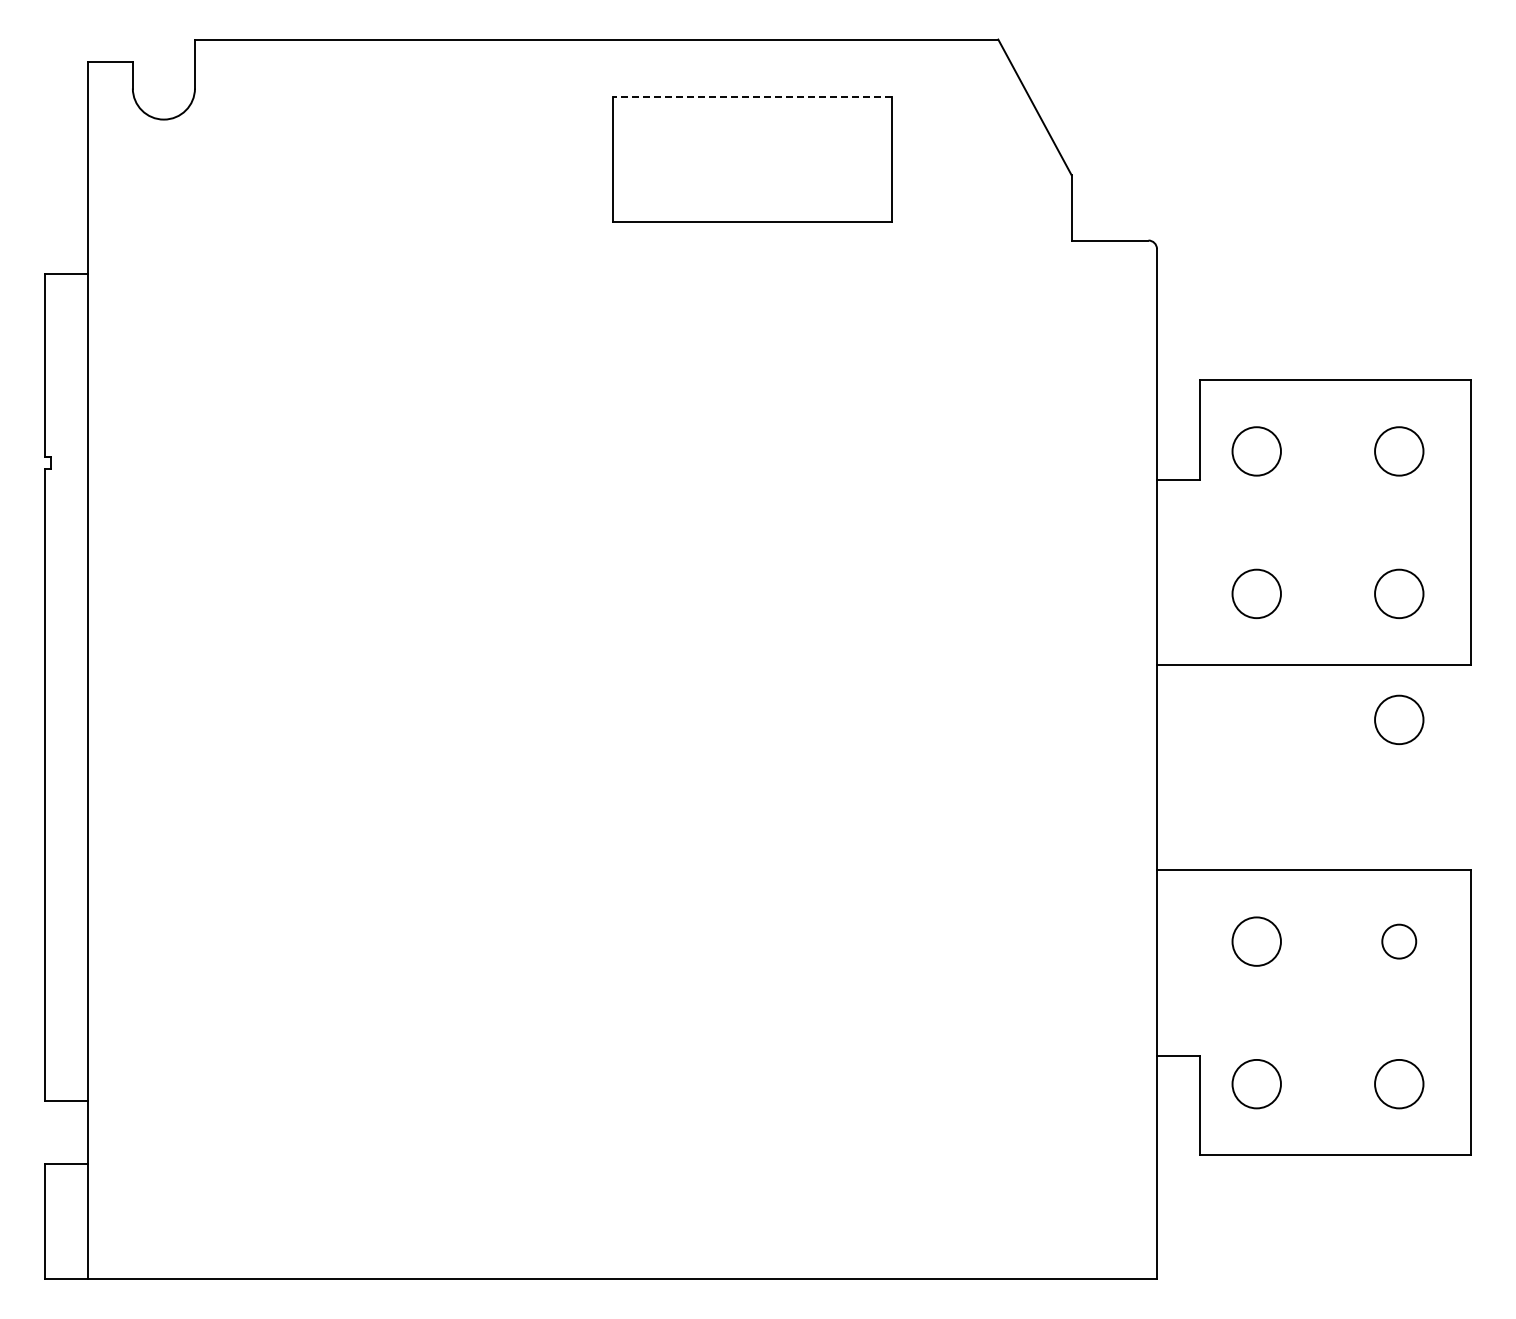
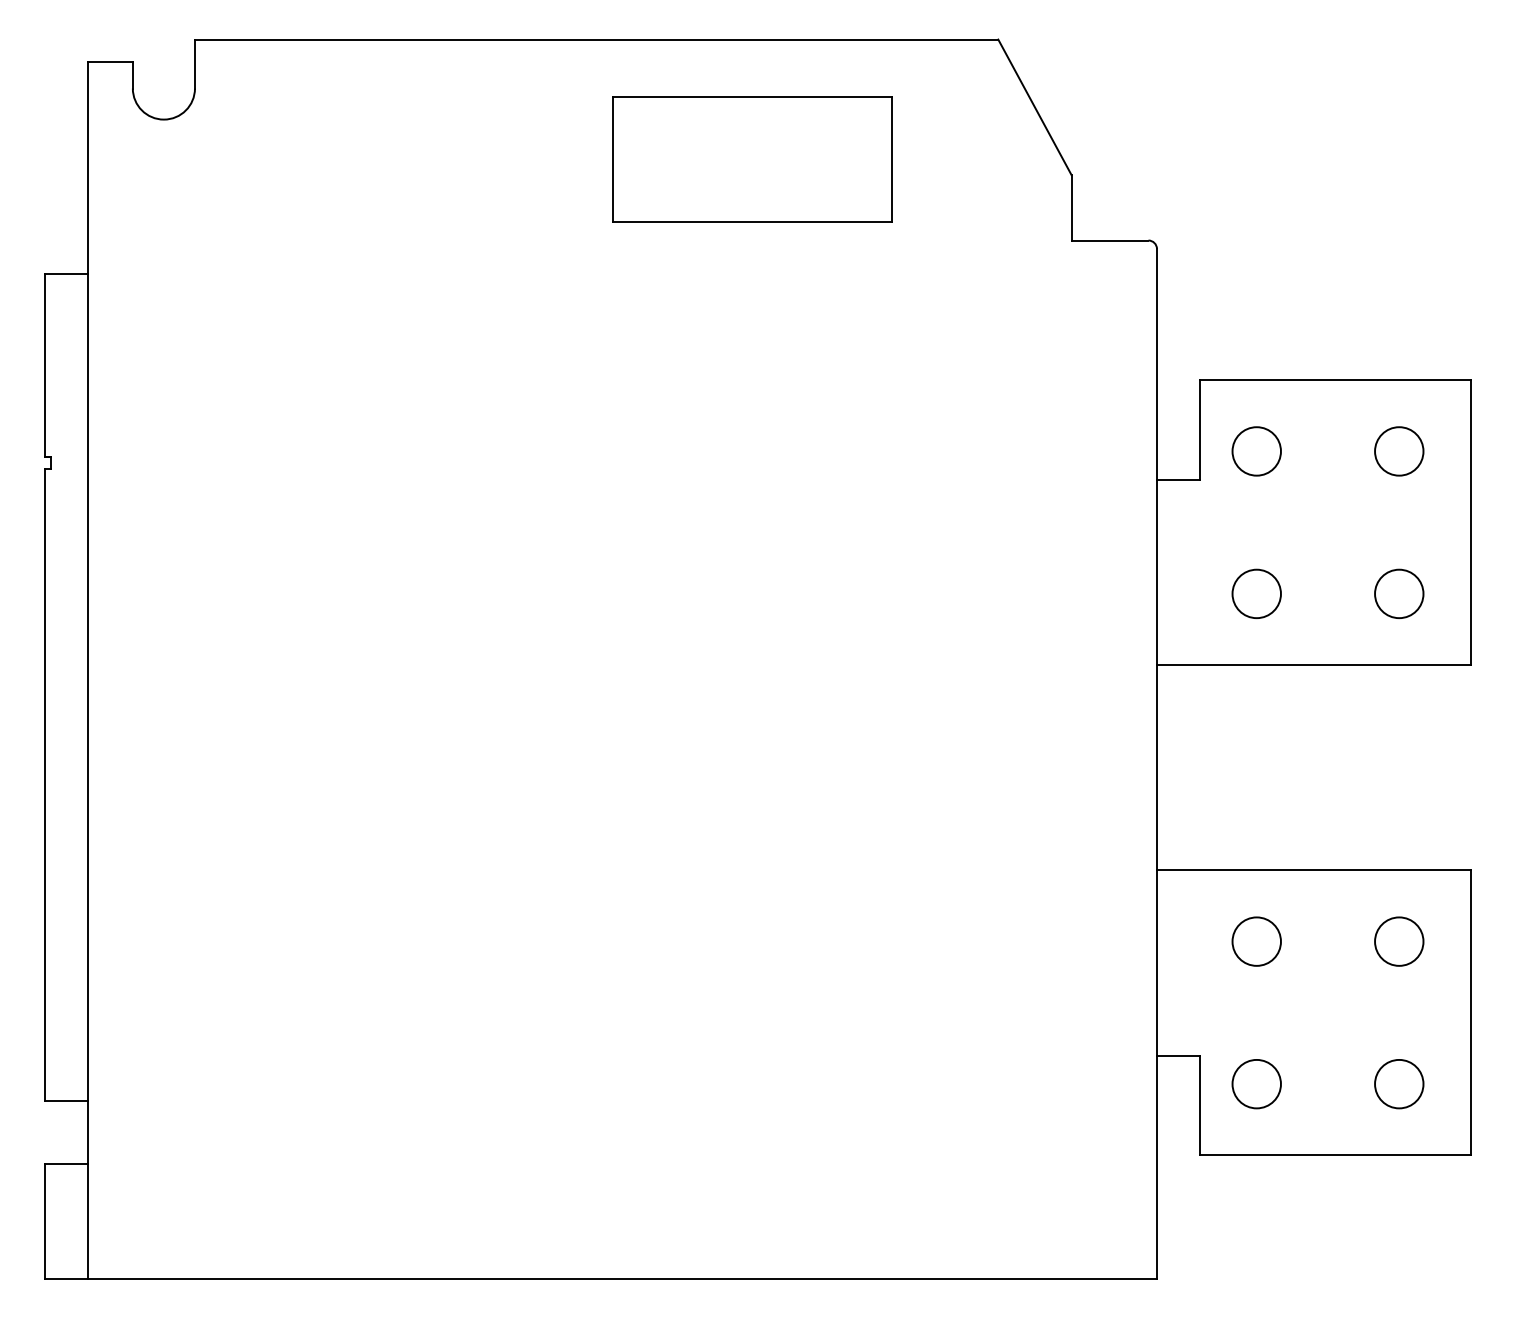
line: dashed -> solid (752, 96)
circle: present -> none (1399, 719)
circle diameter: 34 px -> 48 px (1399, 941)
